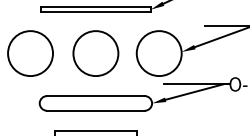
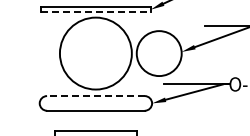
line: solid -> dashed (95, 12)
circle: present -> none (30, 53)
circle diameter: 45 px -> 72 px (95, 53)
line: solid -> dashed (95, 96)
